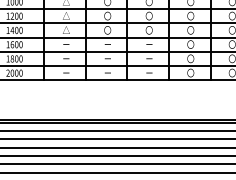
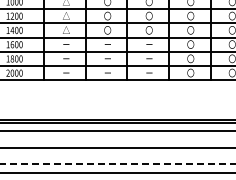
line: present -> none (117, 139)
line: present -> none (117, 155)
line: solid -> dashed (117, 164)
